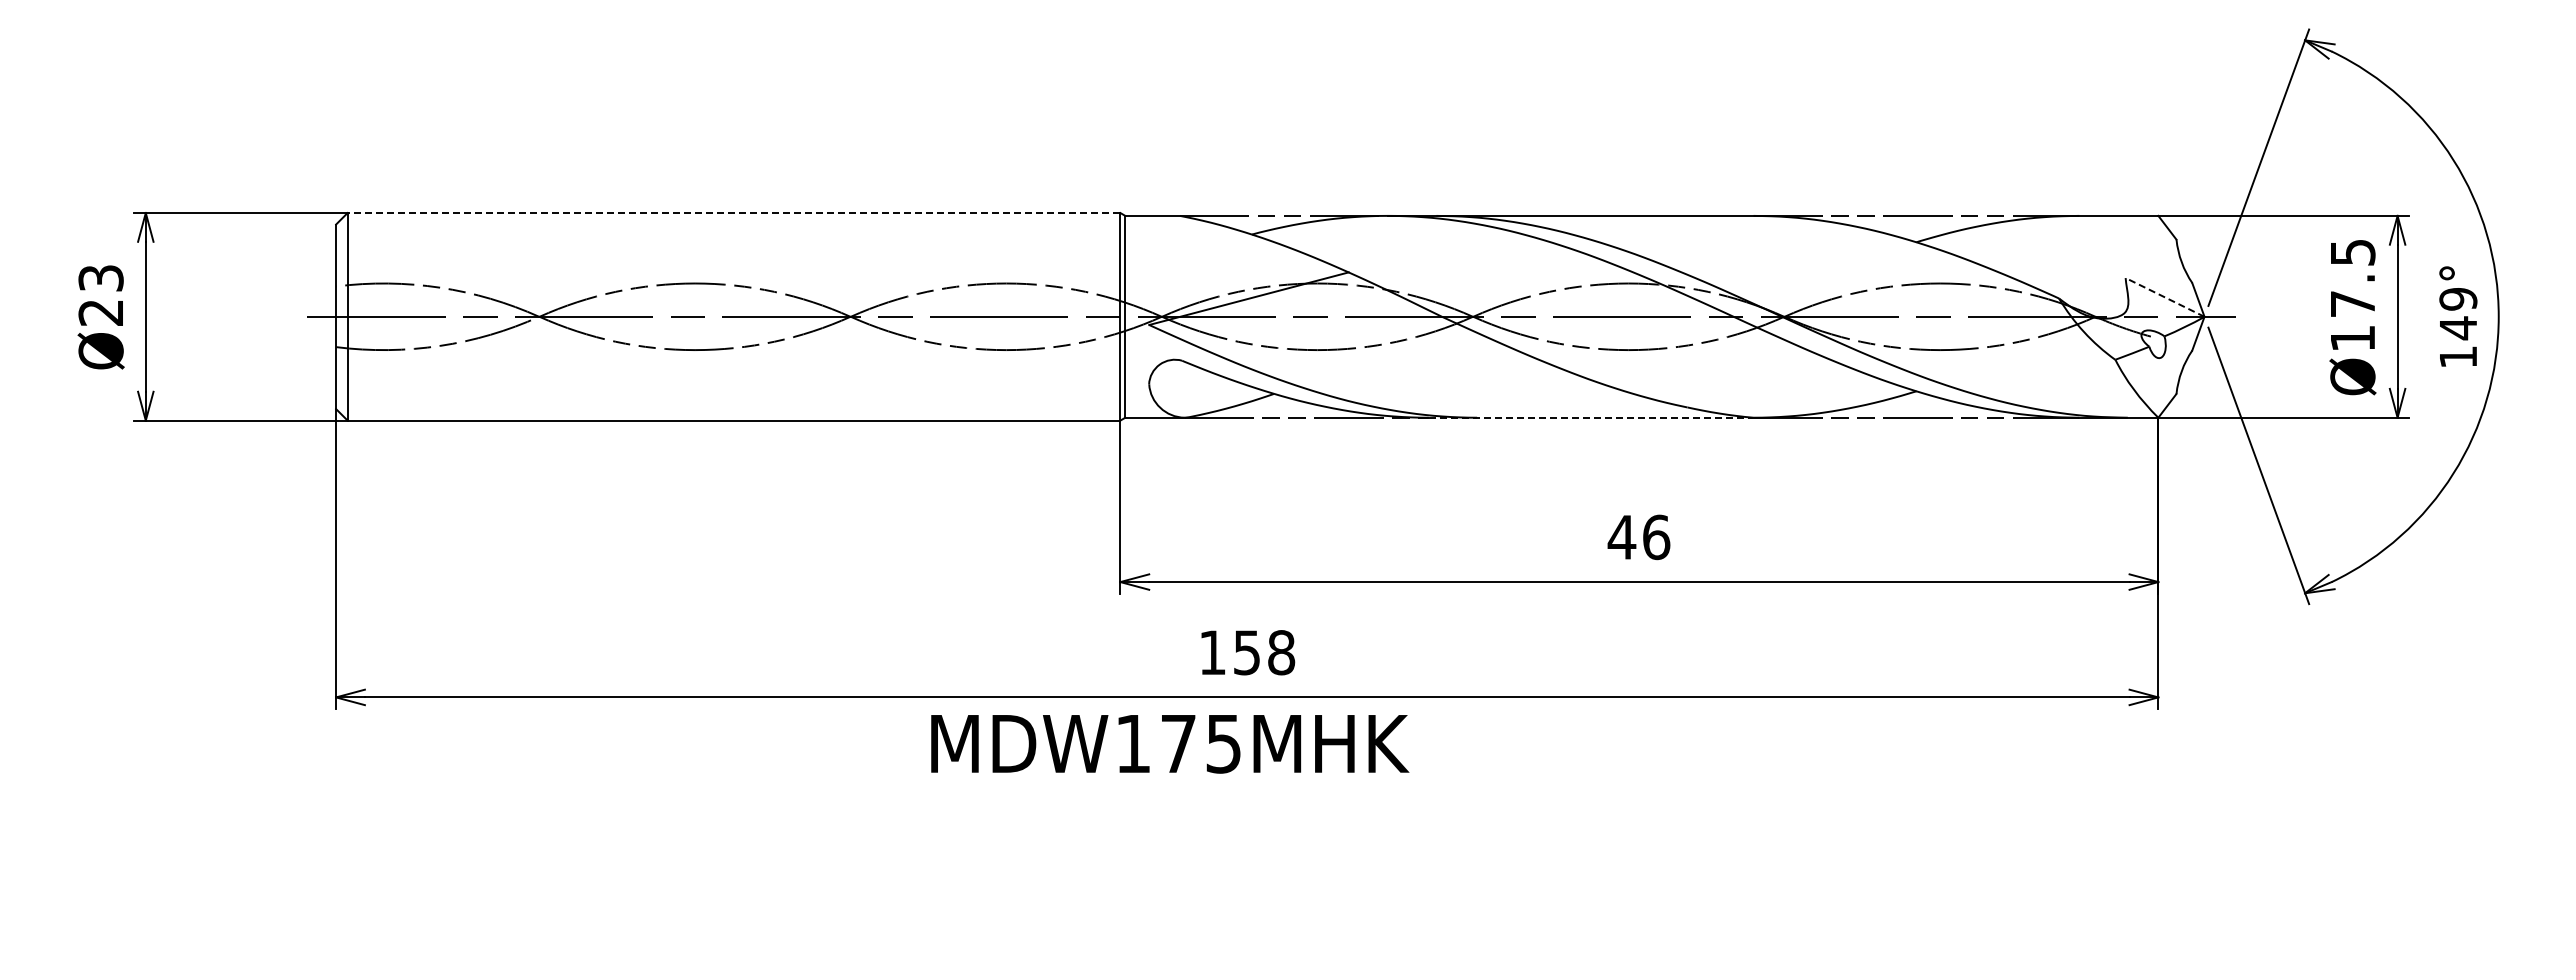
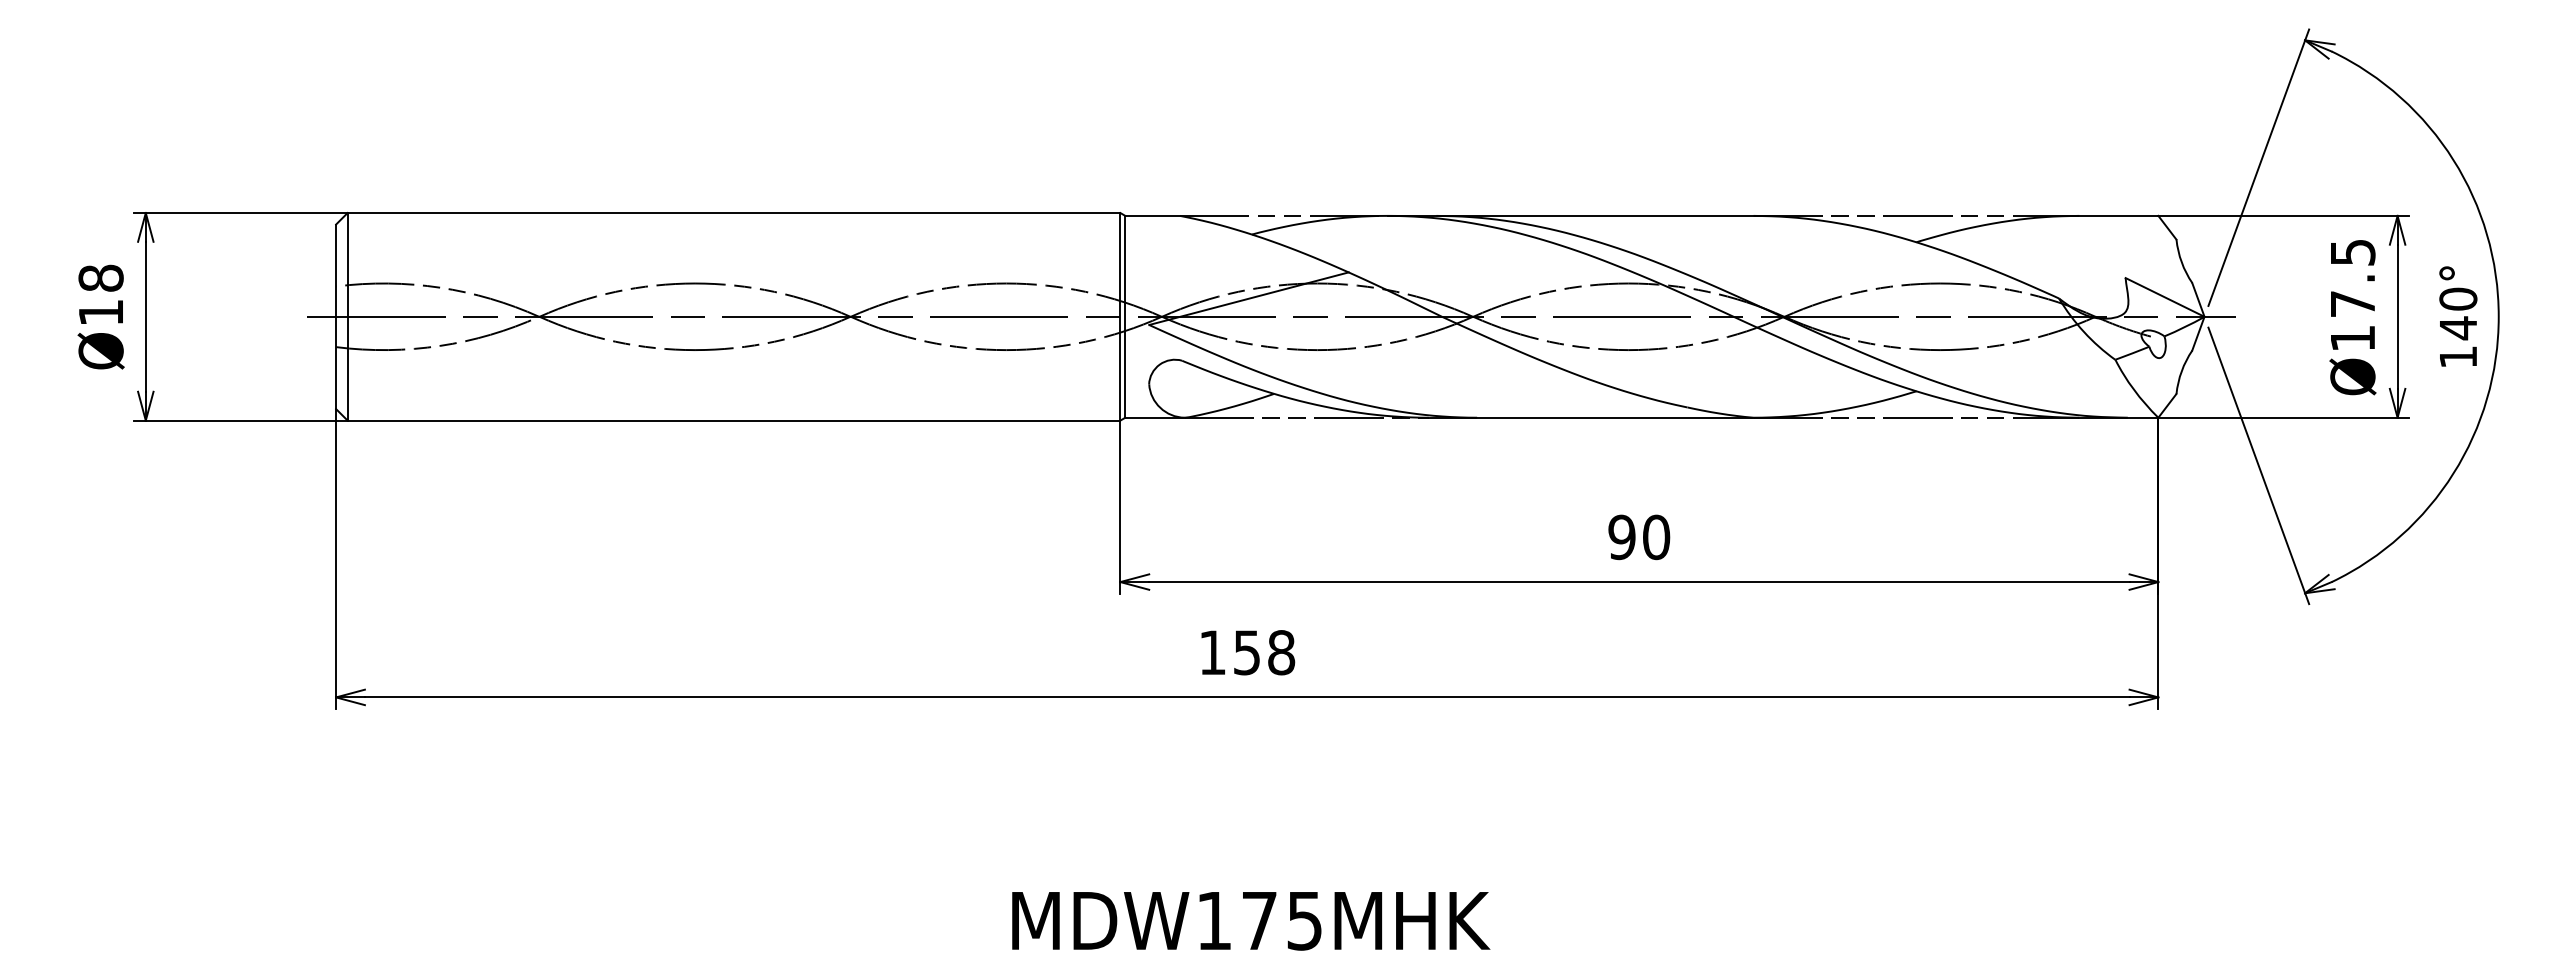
line: dashed -> solid (733, 213)
text: Ø23 -> Ø18 (100, 294)
line: dashed -> solid (2165, 297)
text: 149° -> 140° (2458, 298)
line: dashed -> solid (1591, 417)
text: 46 -> 90 (1638, 537)
text position: (1170, 744) -> (1251, 921) (1251, 921)
